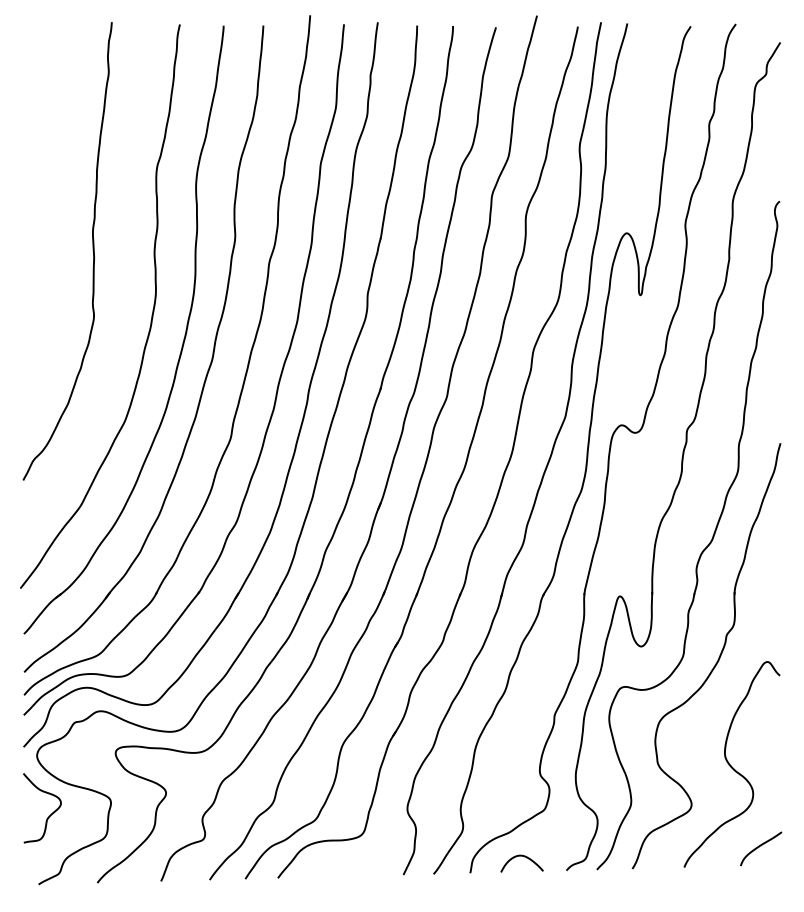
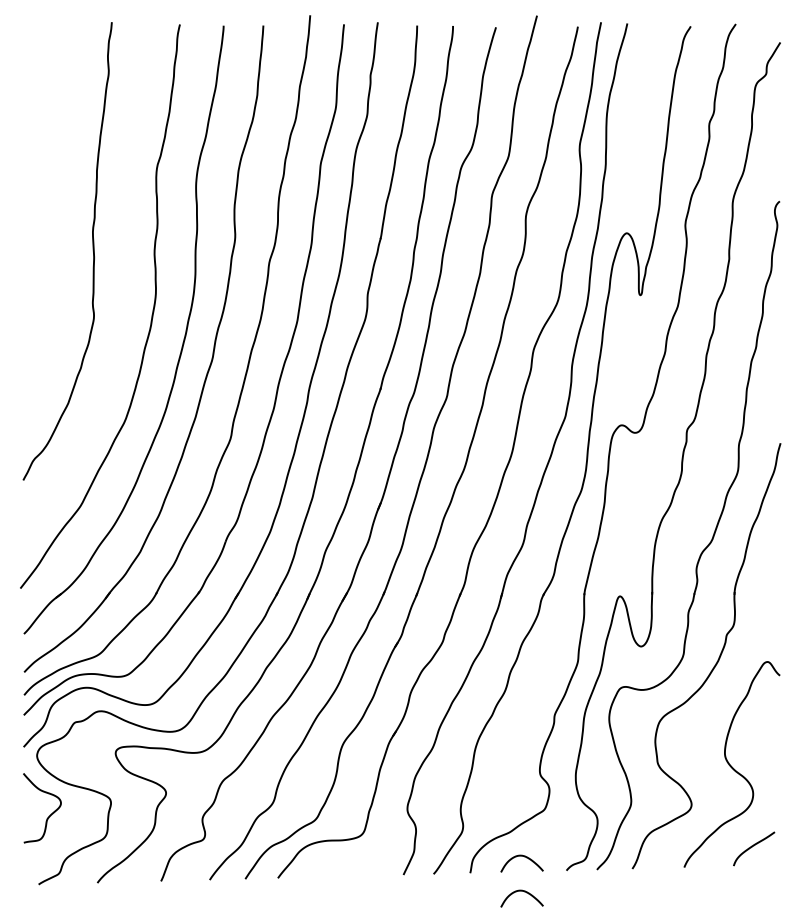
curve position: (761, 846) -> (754, 846) (754, 846)
curve: none -> present (524, 892)
